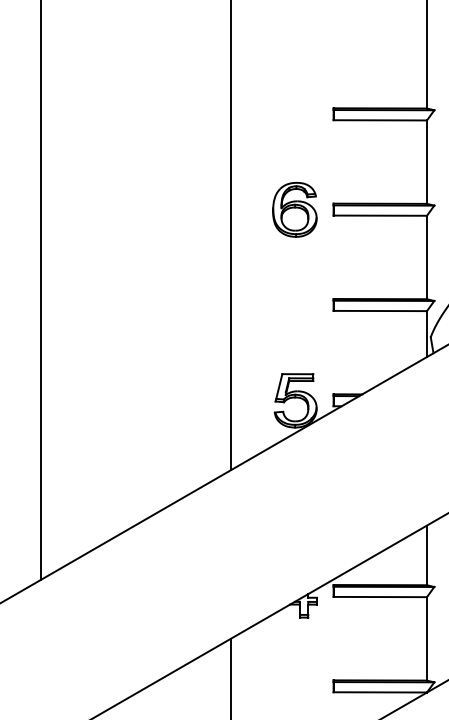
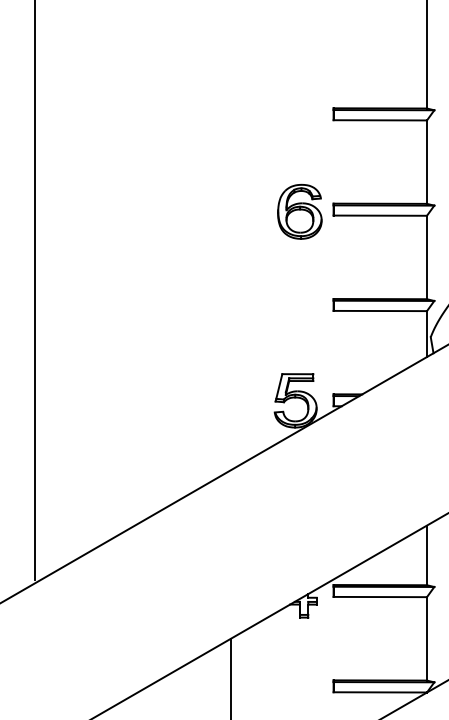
part position: (294, 209) -> (299, 211) (299, 211)
line: present -> none (230, 236)
line position: (40, 291) -> (34, 291) (34, 291)
